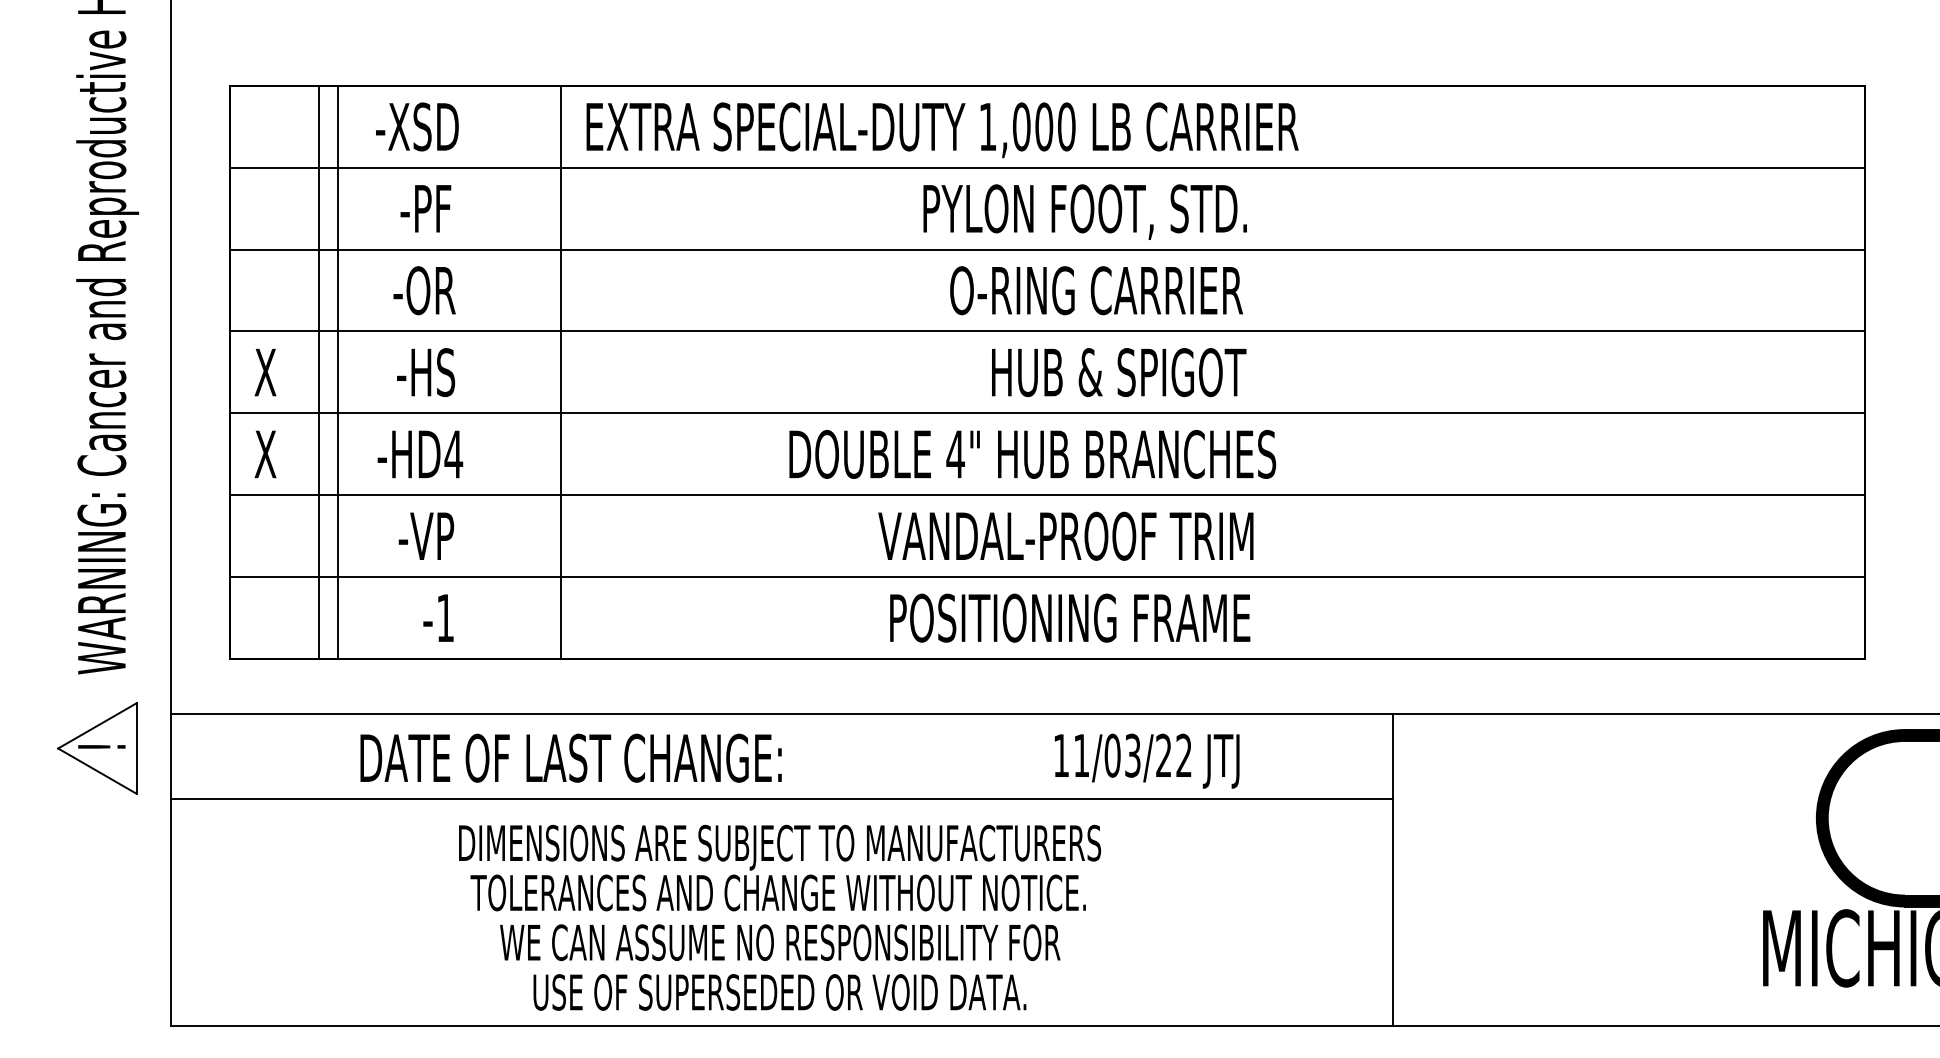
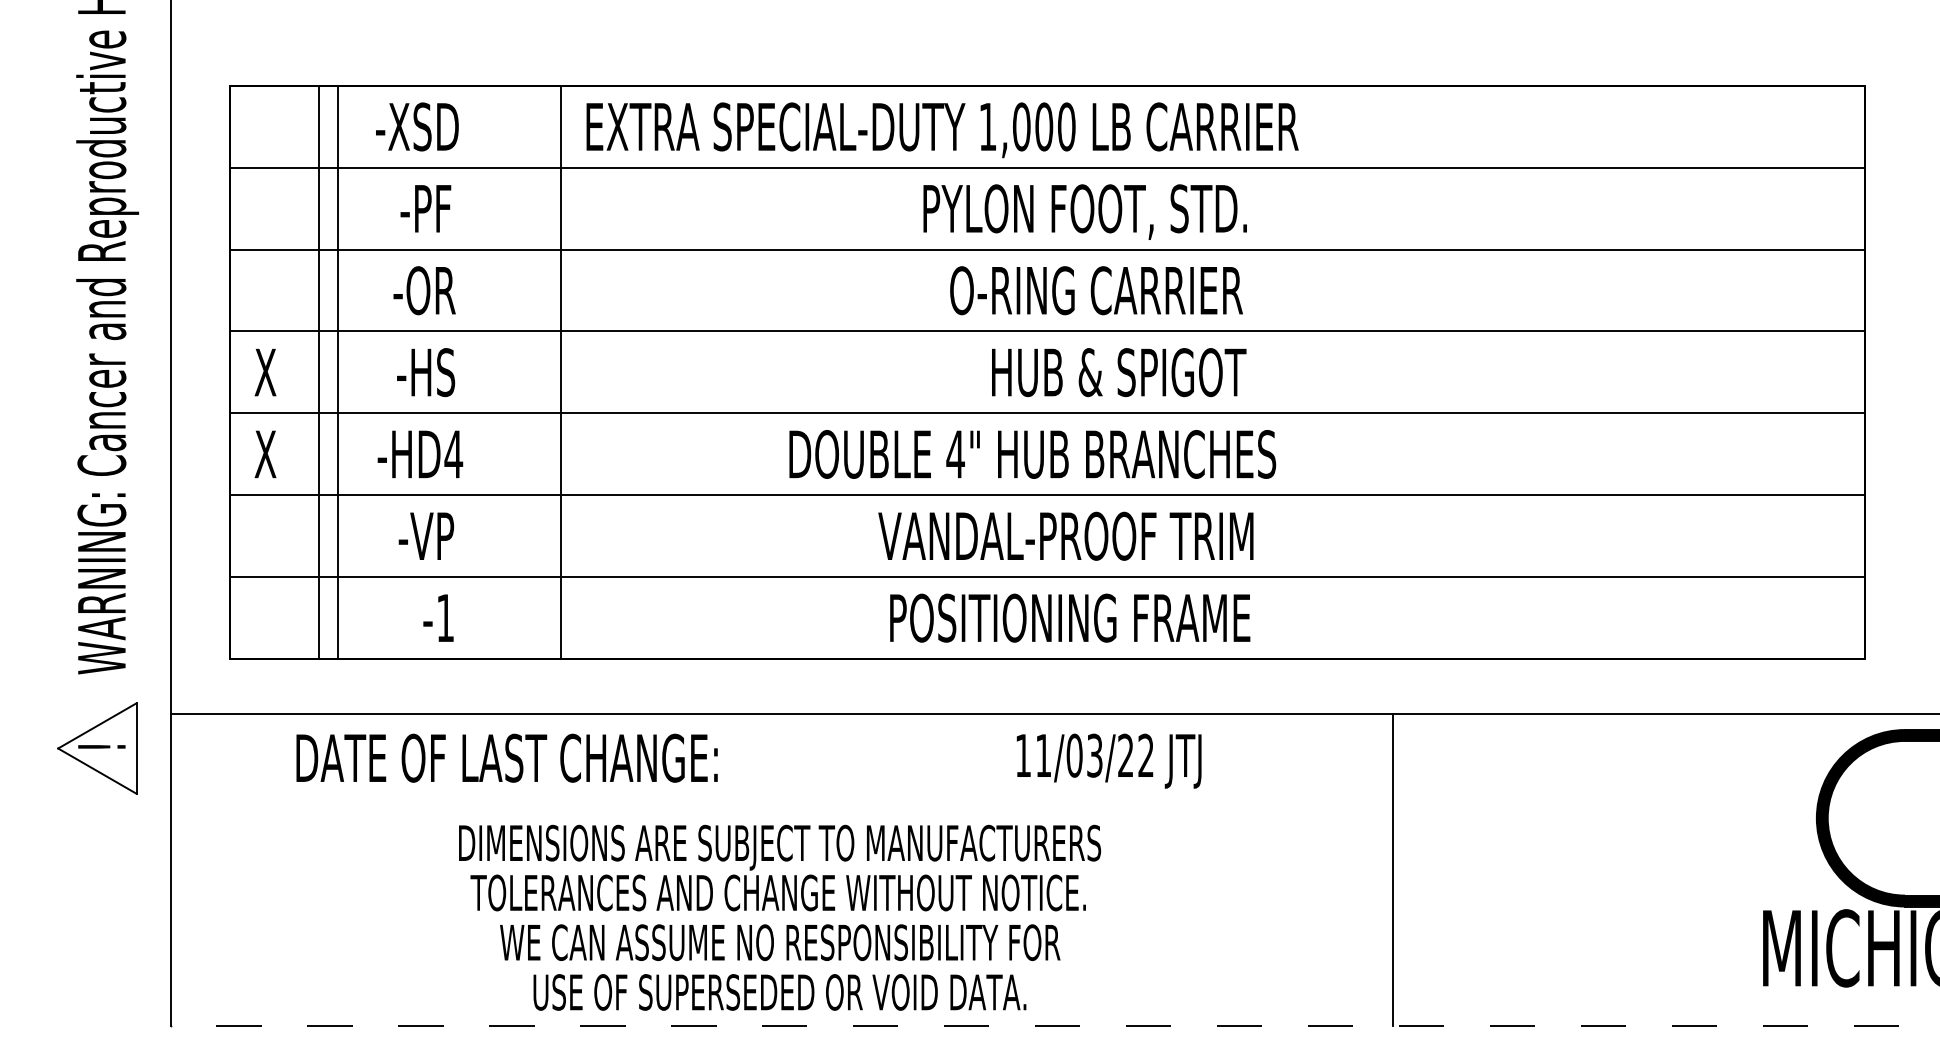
text position: (570, 757) -> (506, 757) (506, 757)
text position: (1146, 760) -> (1108, 760) (1108, 760)
line: present -> none (781, 798)
line: solid -> dashed (1054, 1026)
